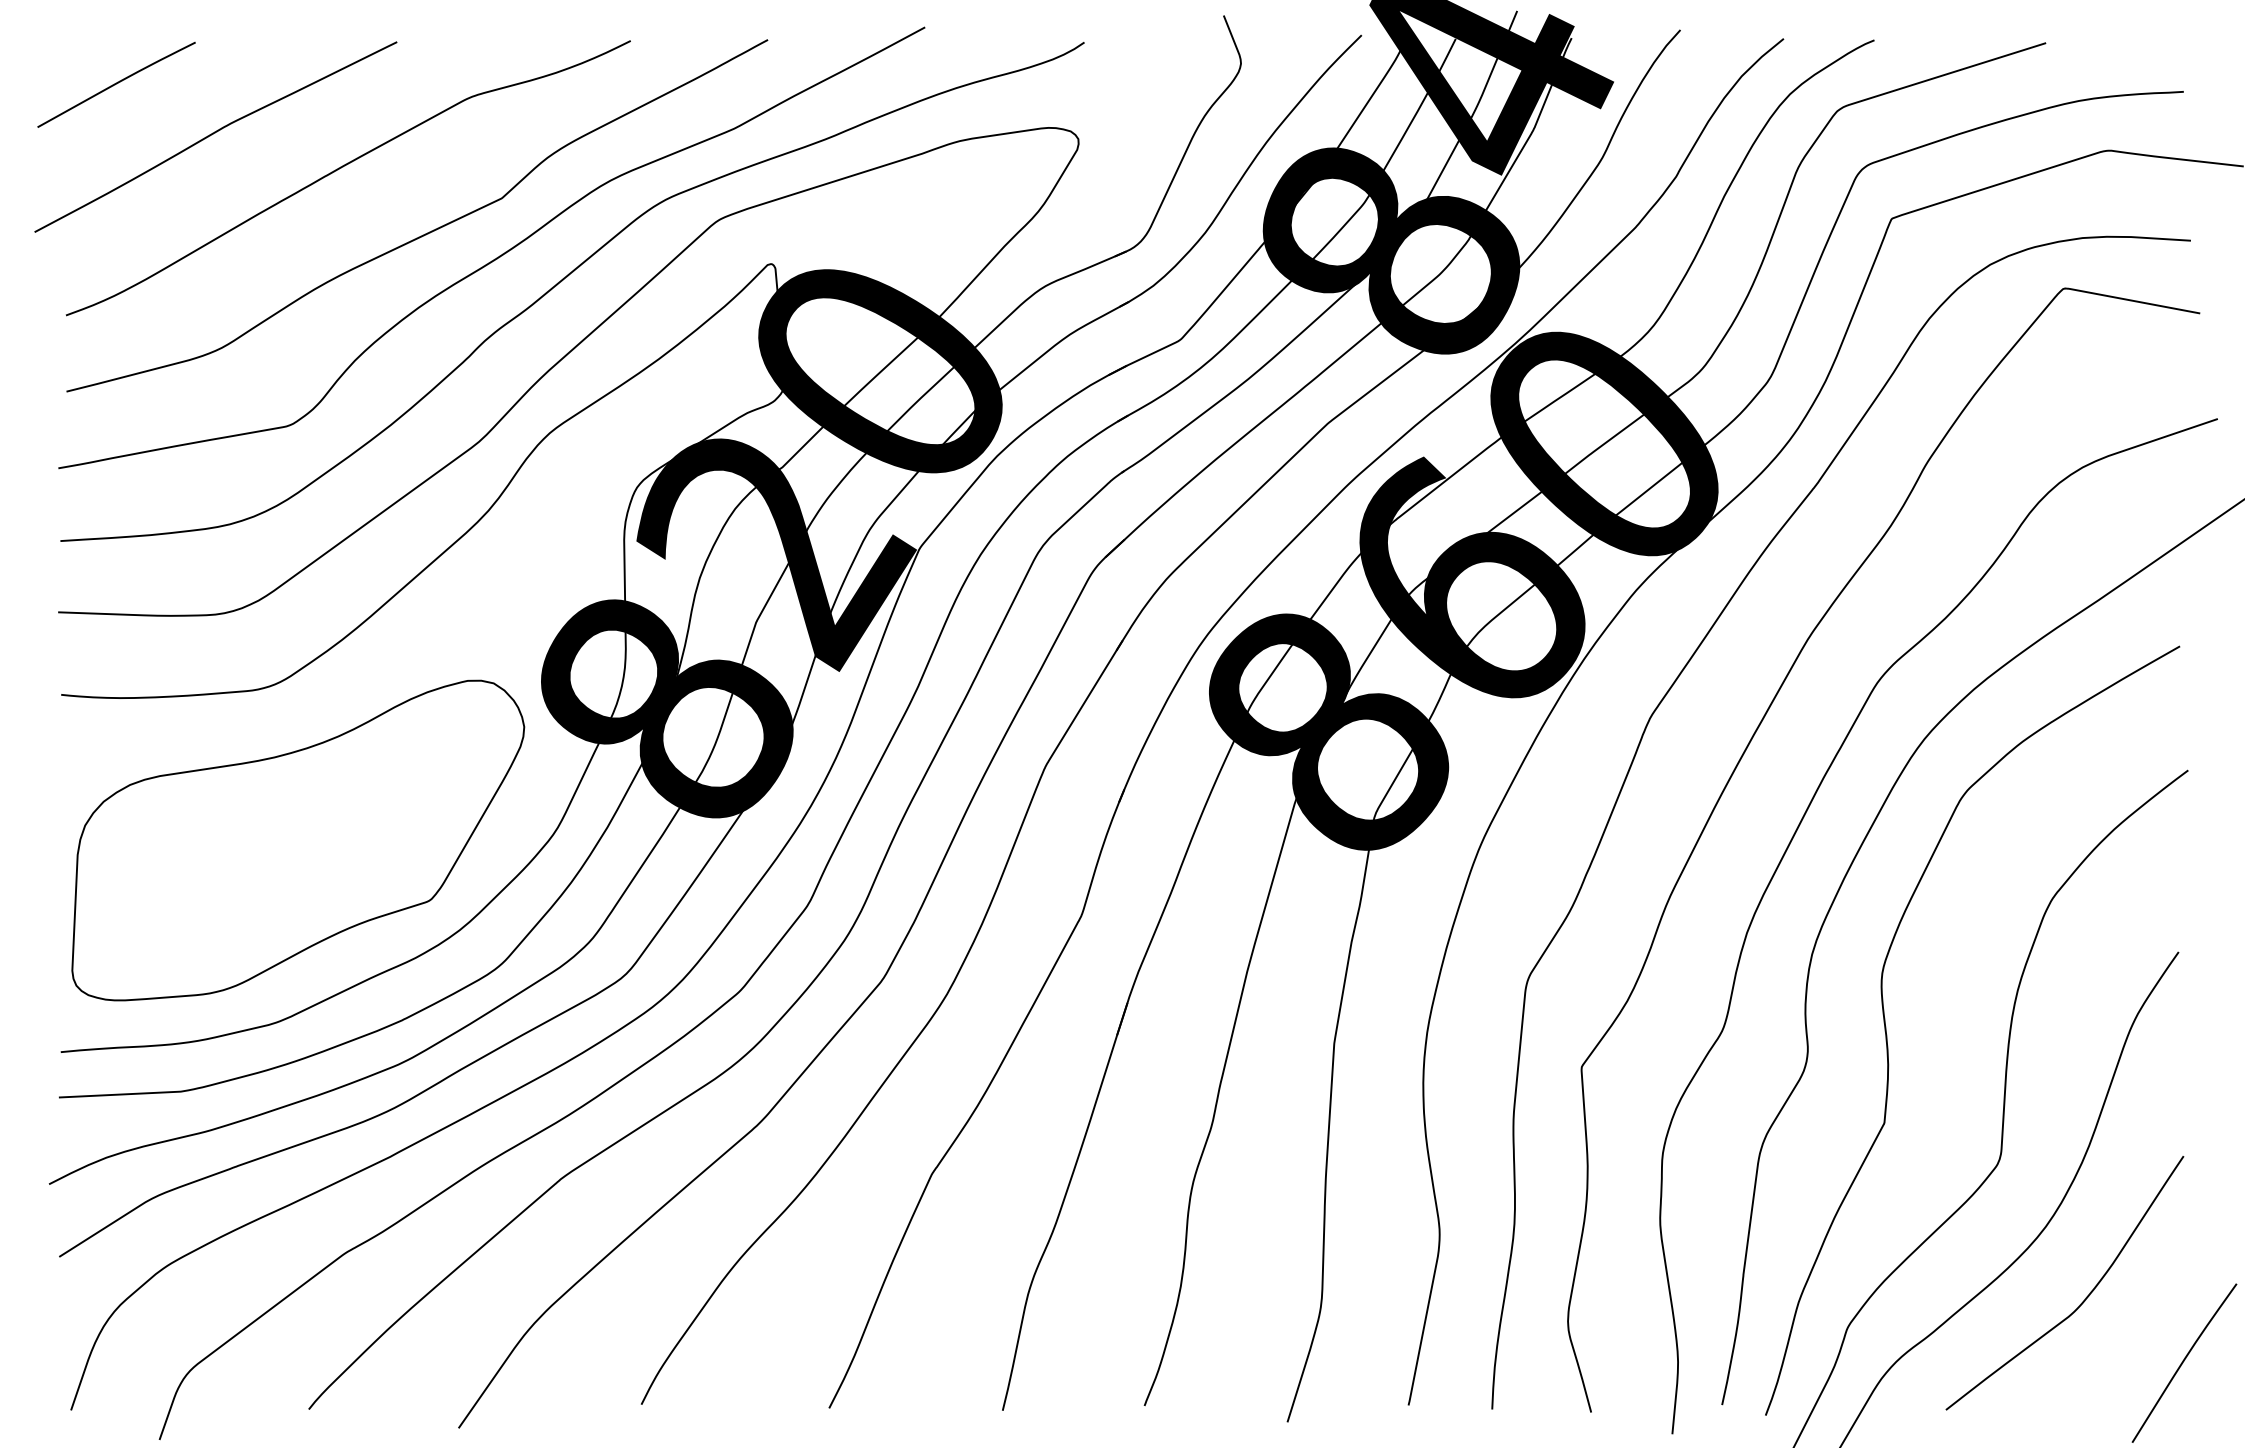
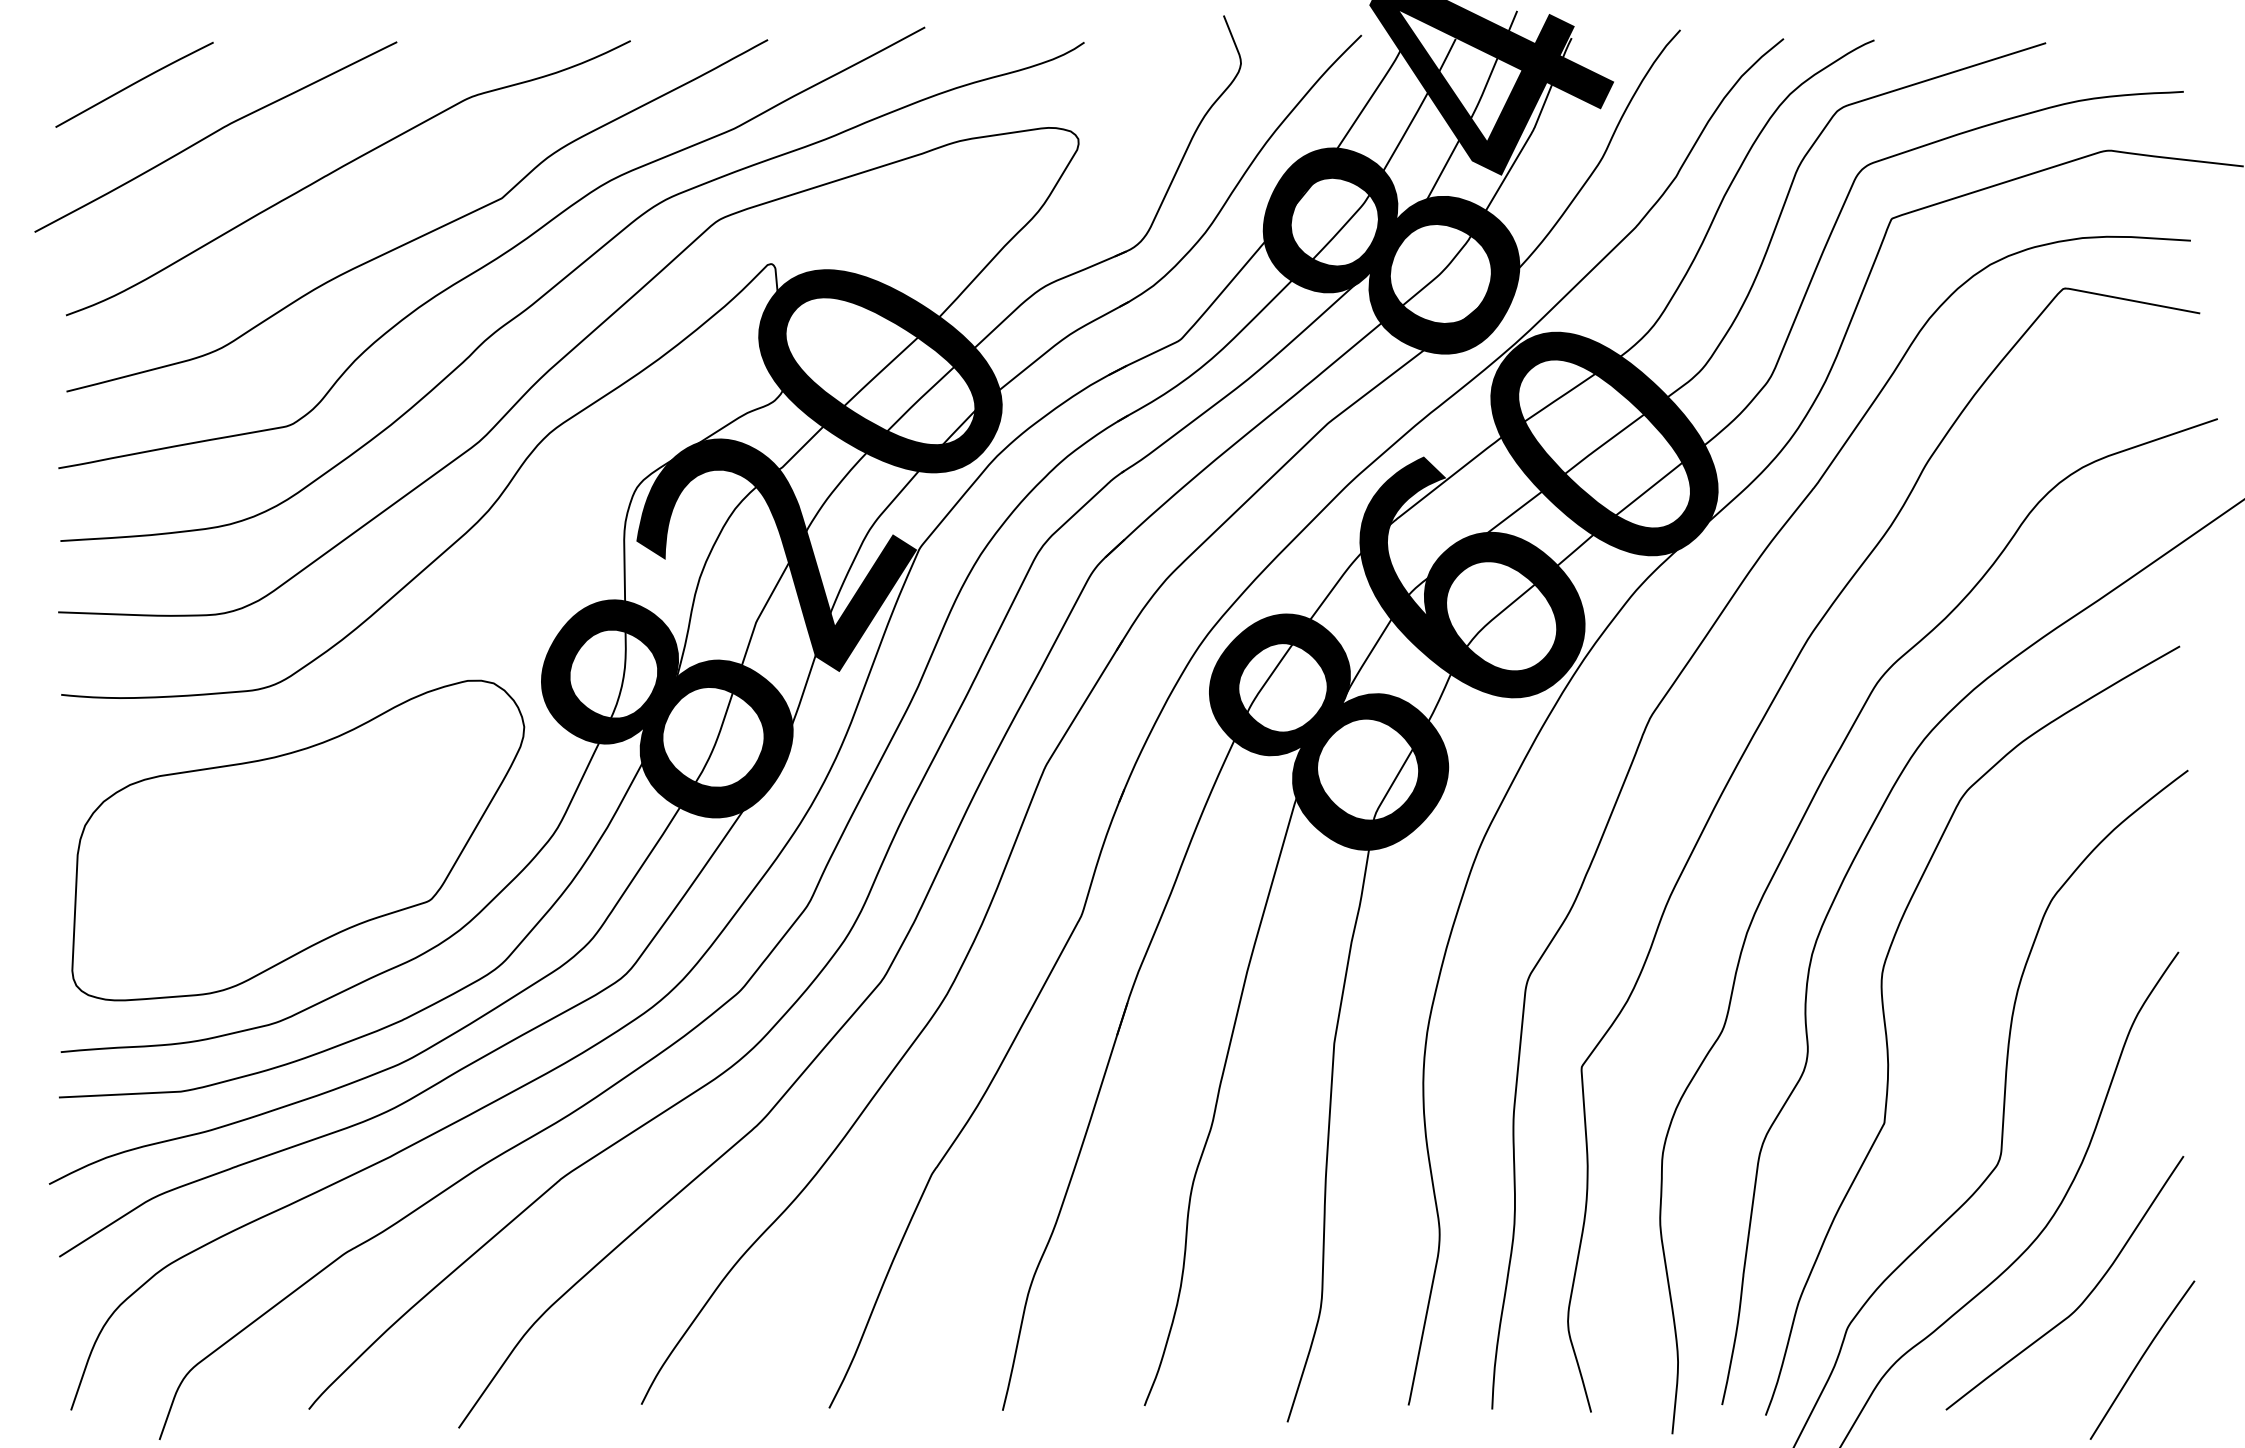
curve position: (116, 84) -> (134, 84) (134, 84)
curve position: (2184, 1361) -> (2142, 1358) (2142, 1358)
